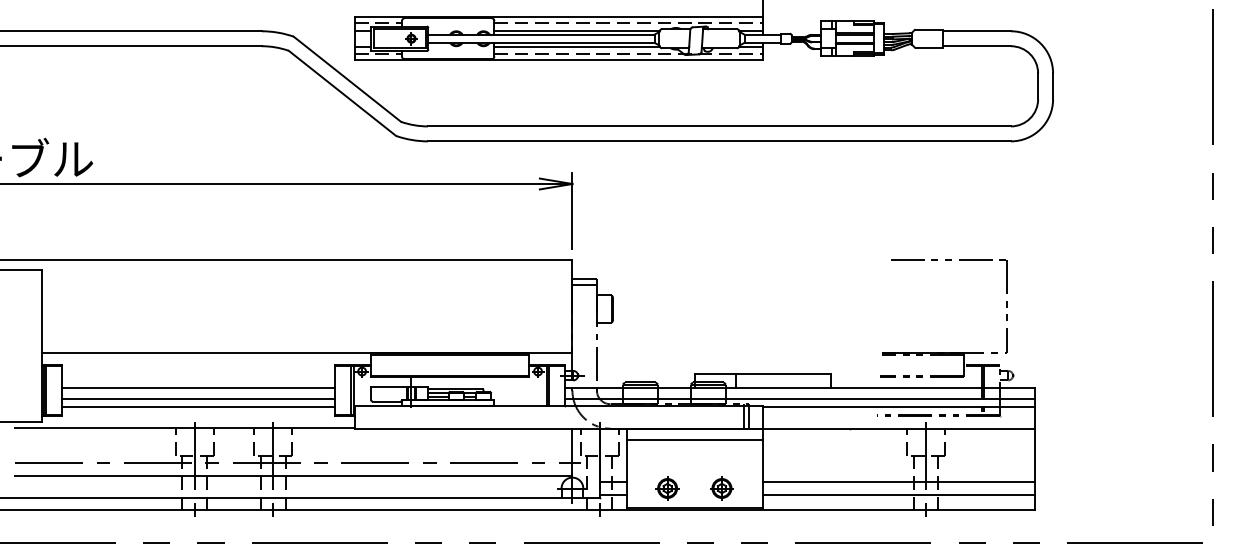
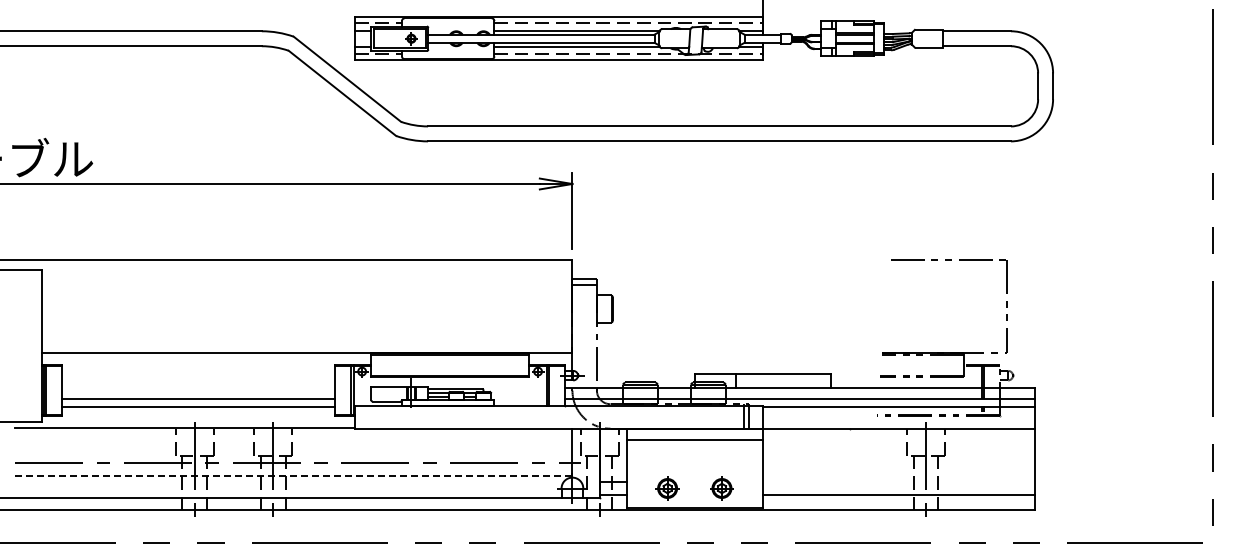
line: present -> none (198, 387)
line: solid -> dashed (293, 476)
line: present -> none (898, 482)
